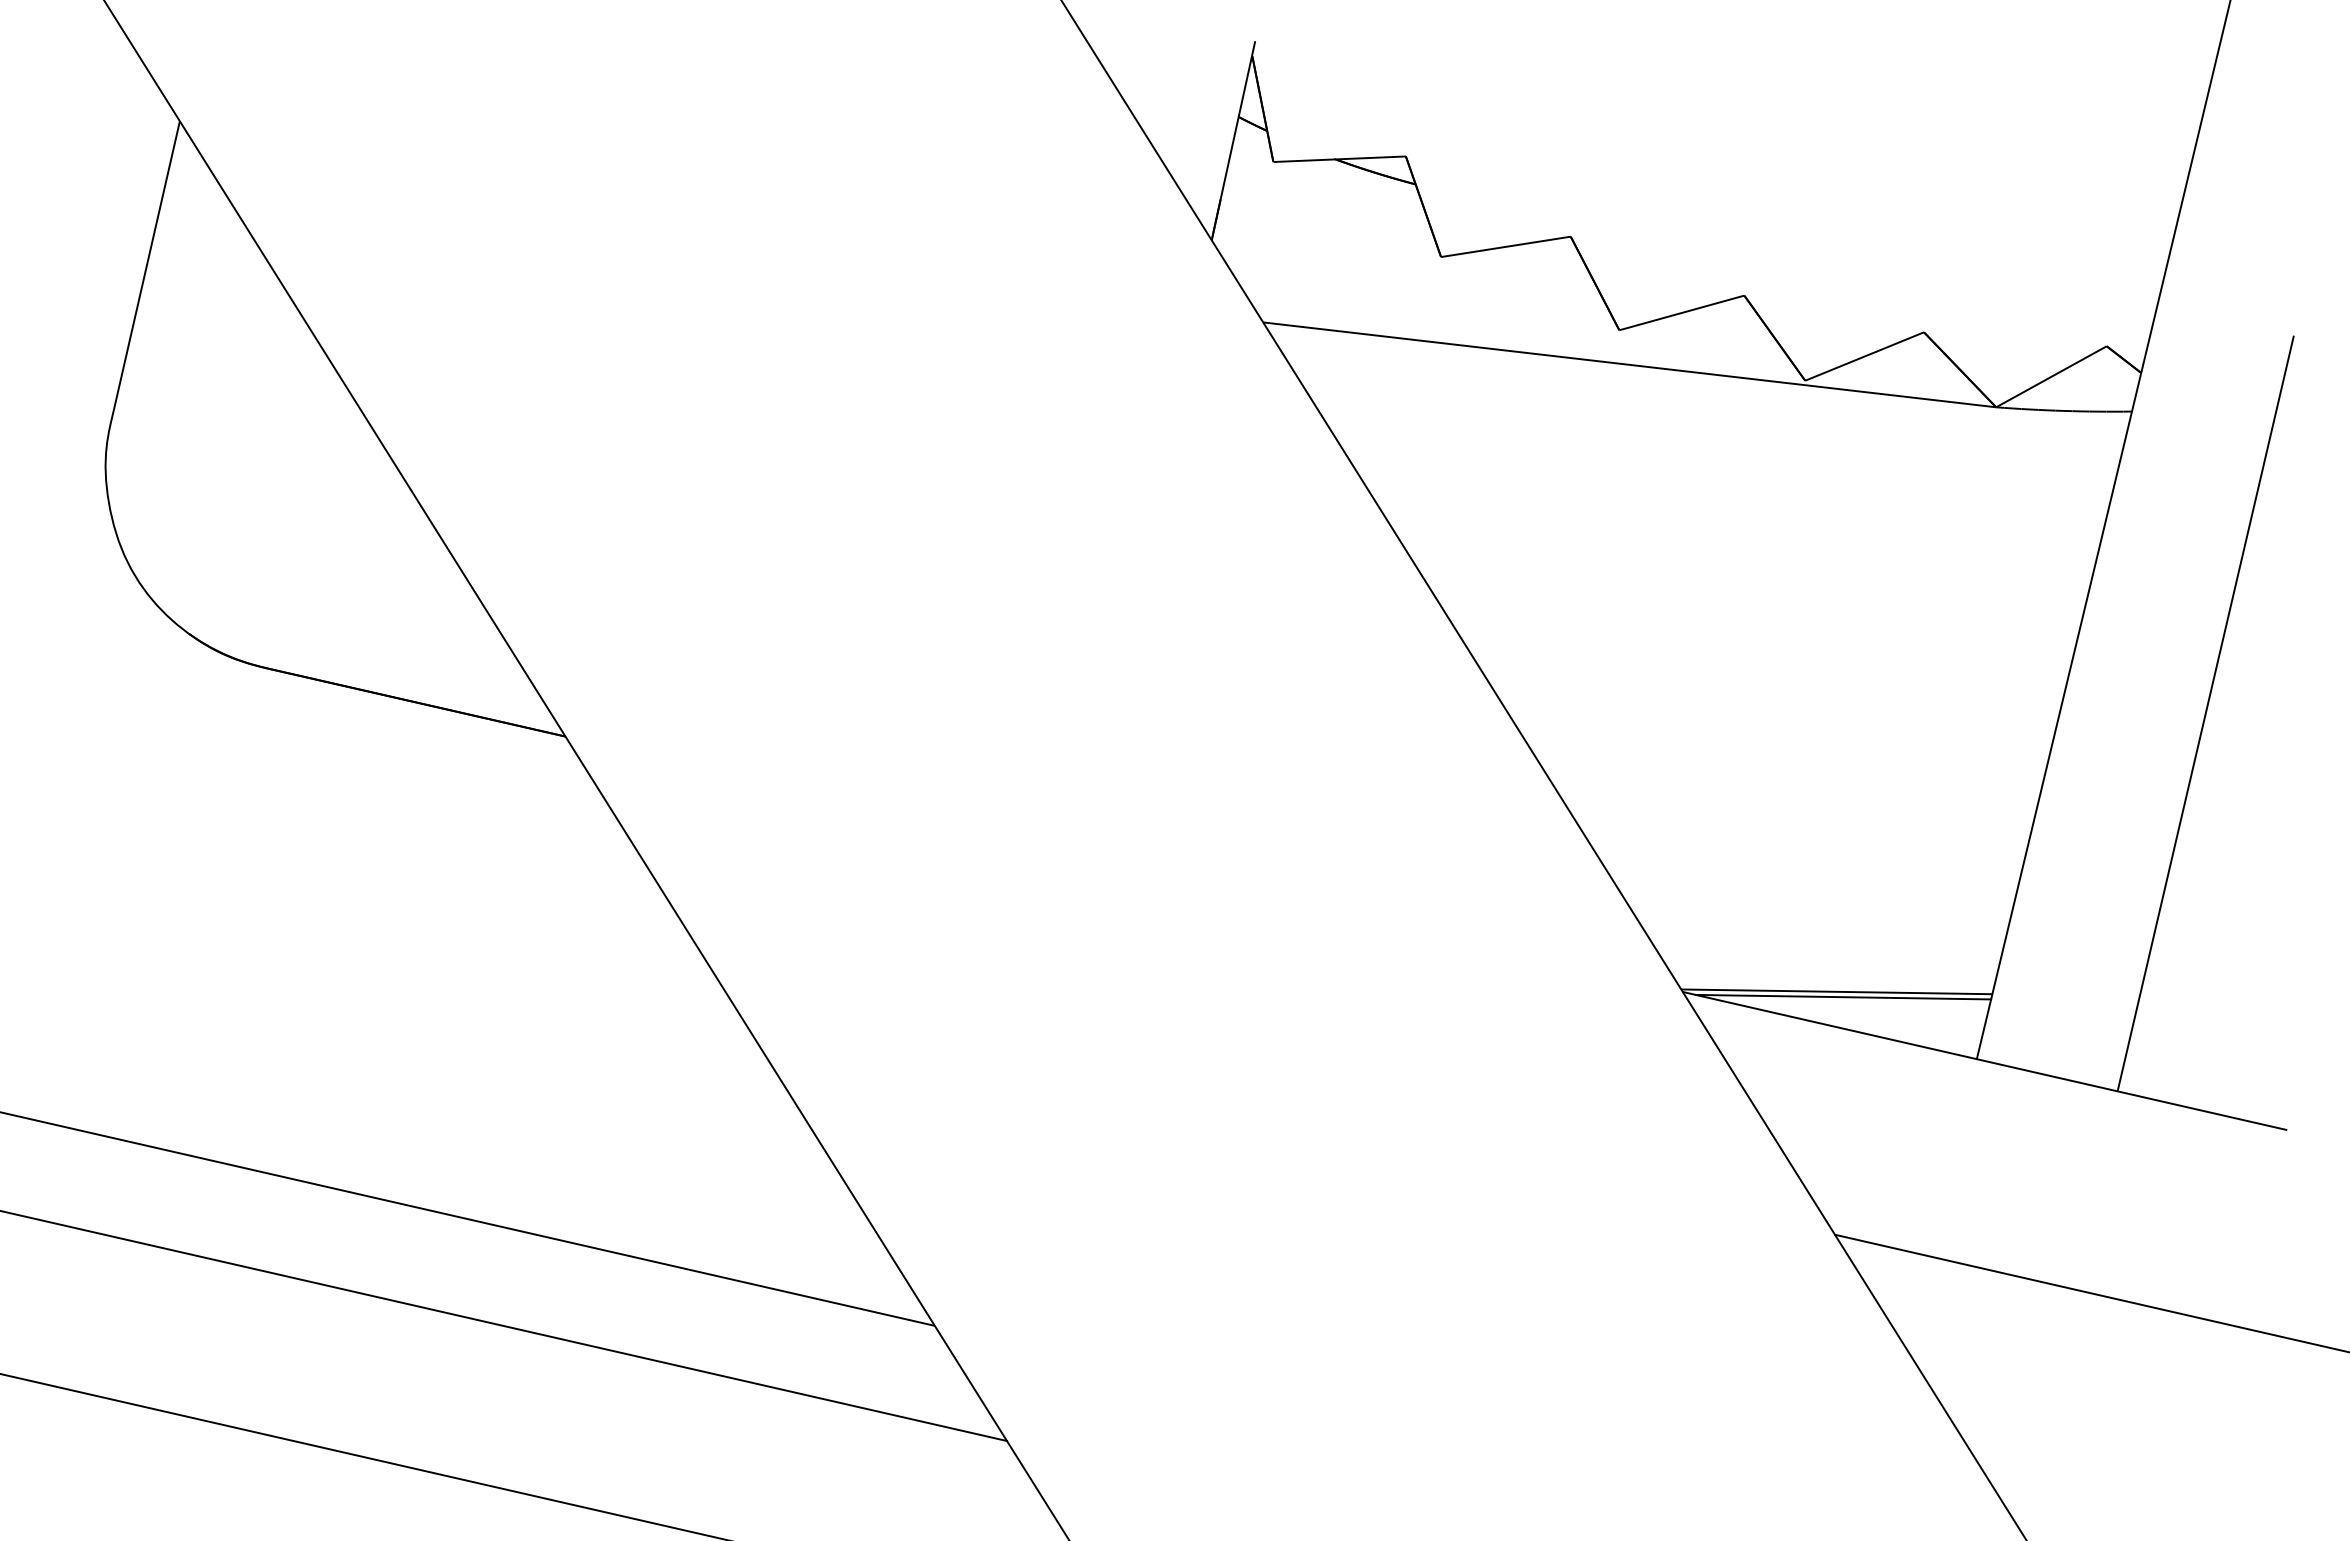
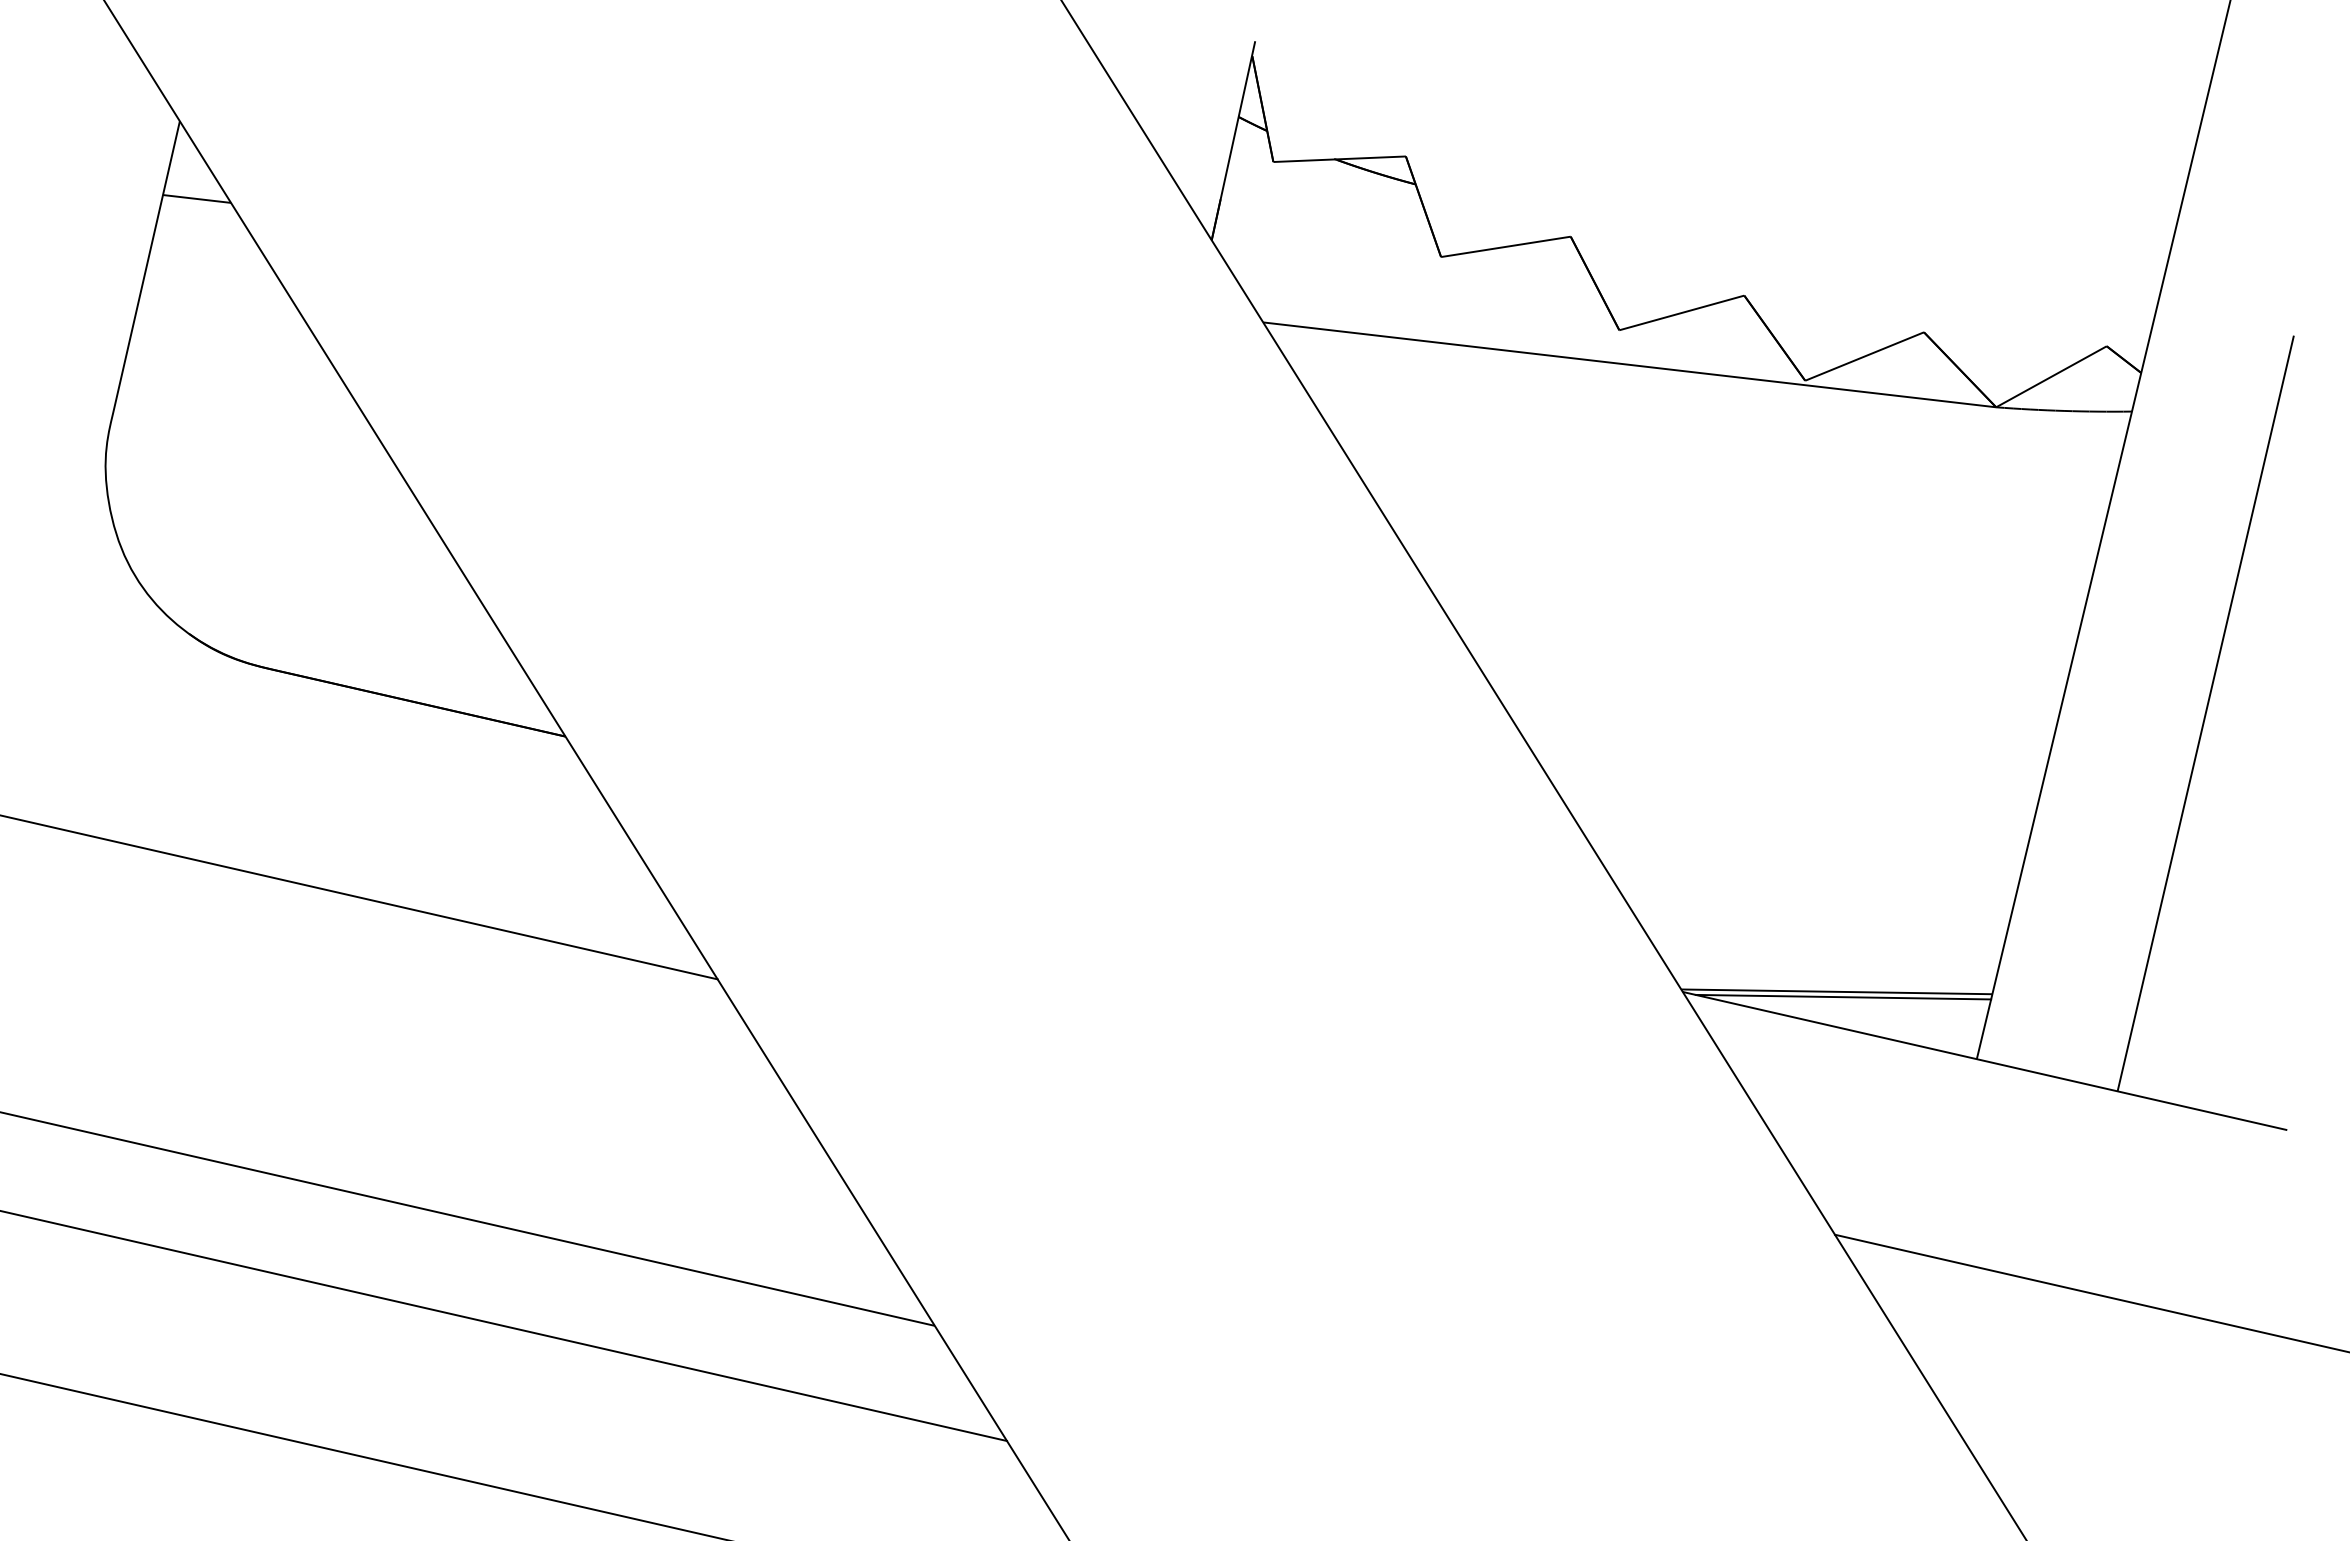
line: none -> present (197, 198)
line: none -> present (359, 897)
